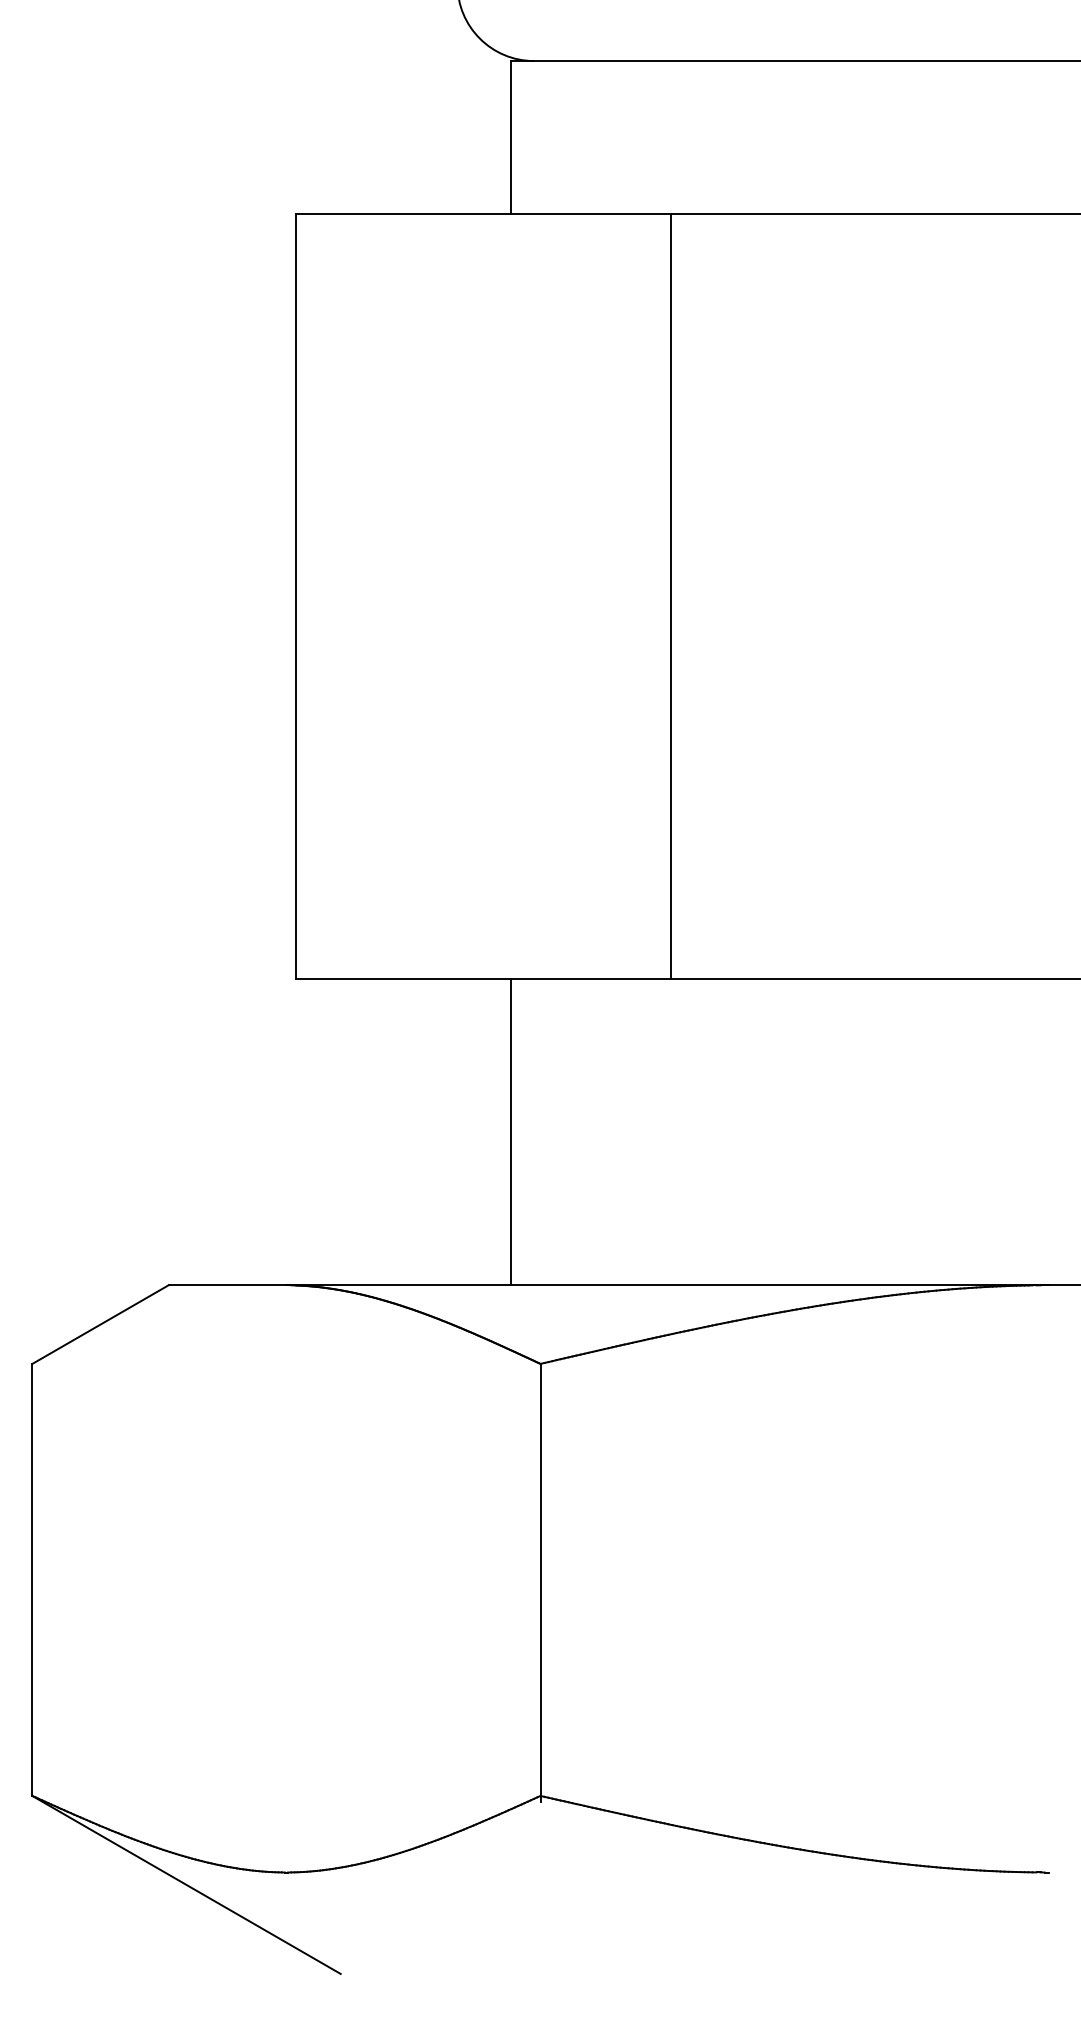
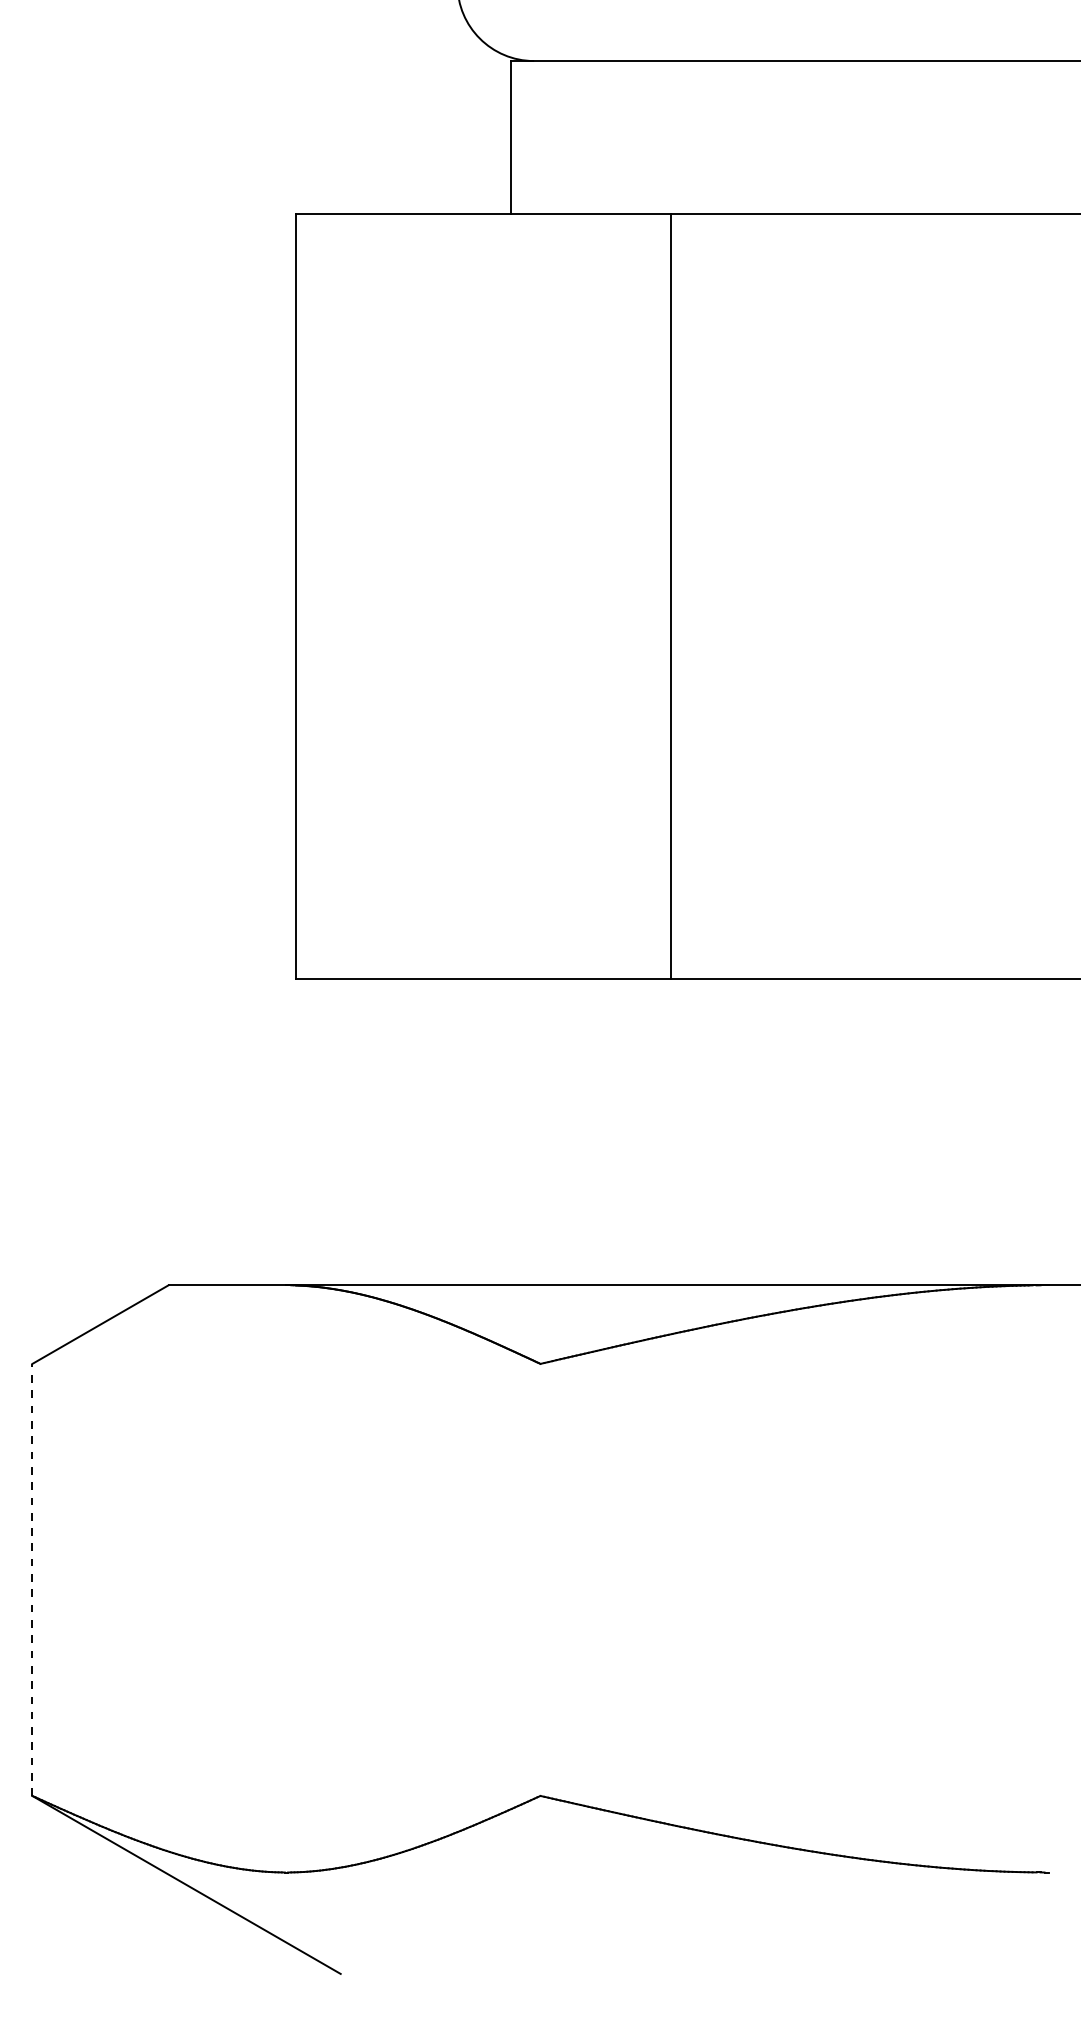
line: present -> none (511, 1132)
line: solid -> dashed (32, 1579)
line: present -> none (540, 1582)
